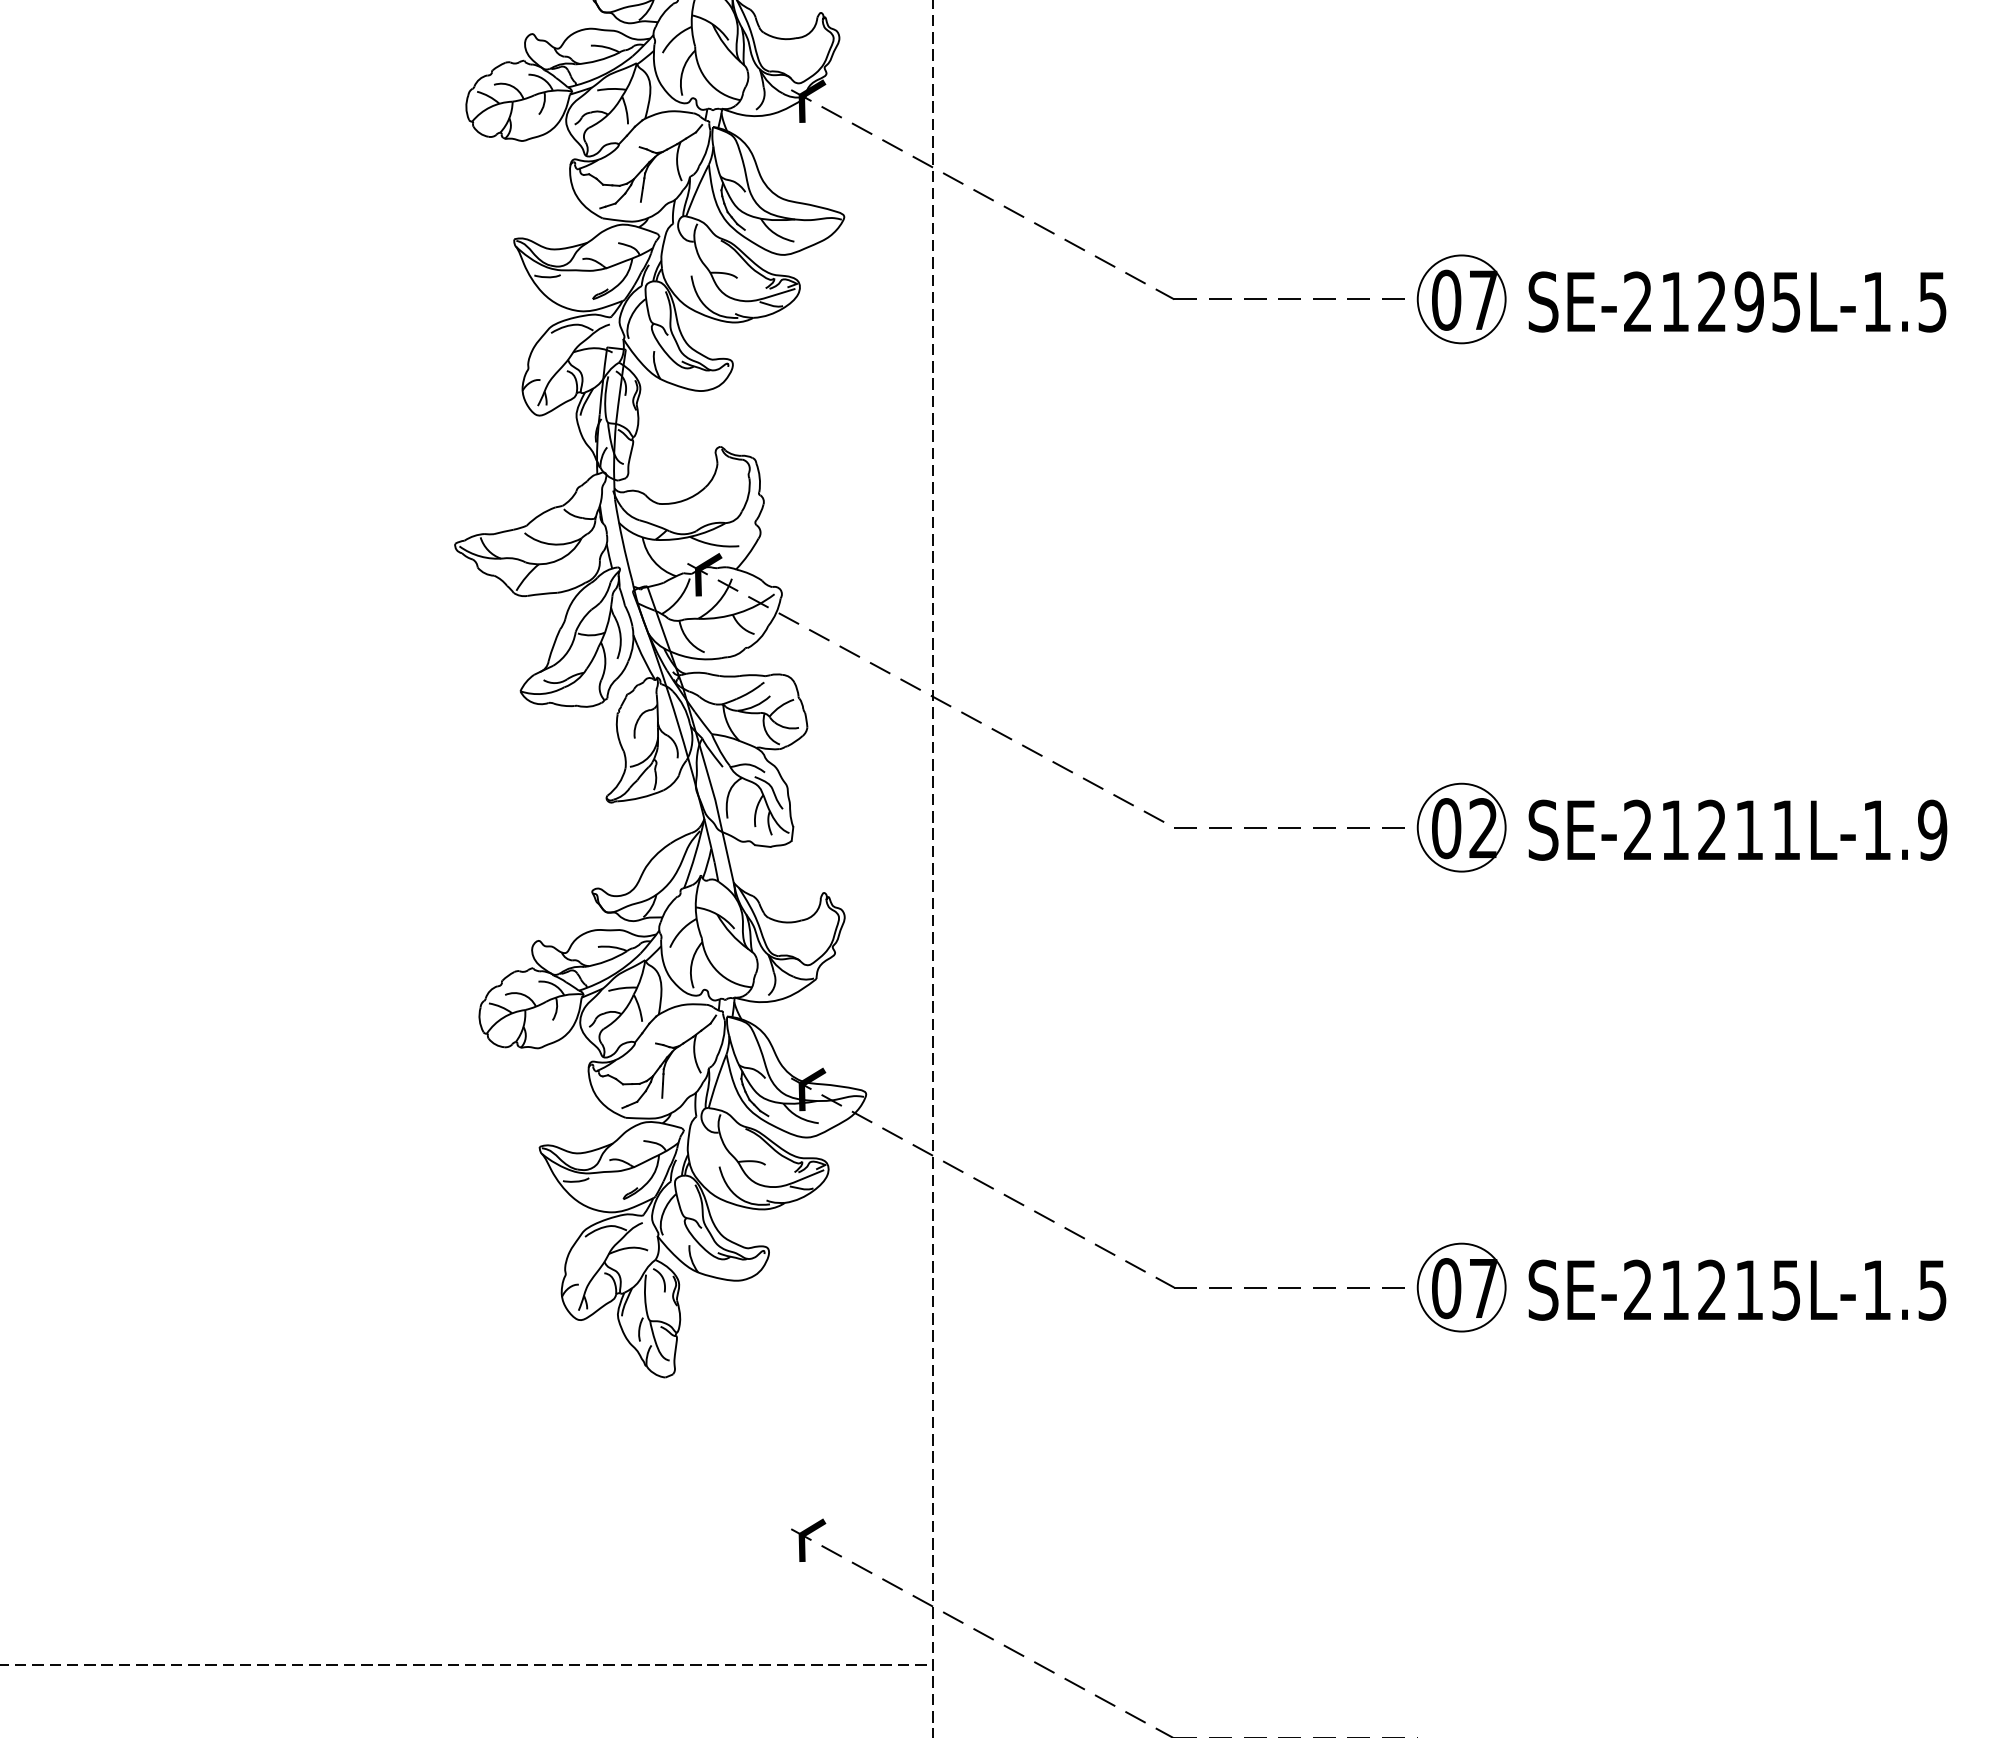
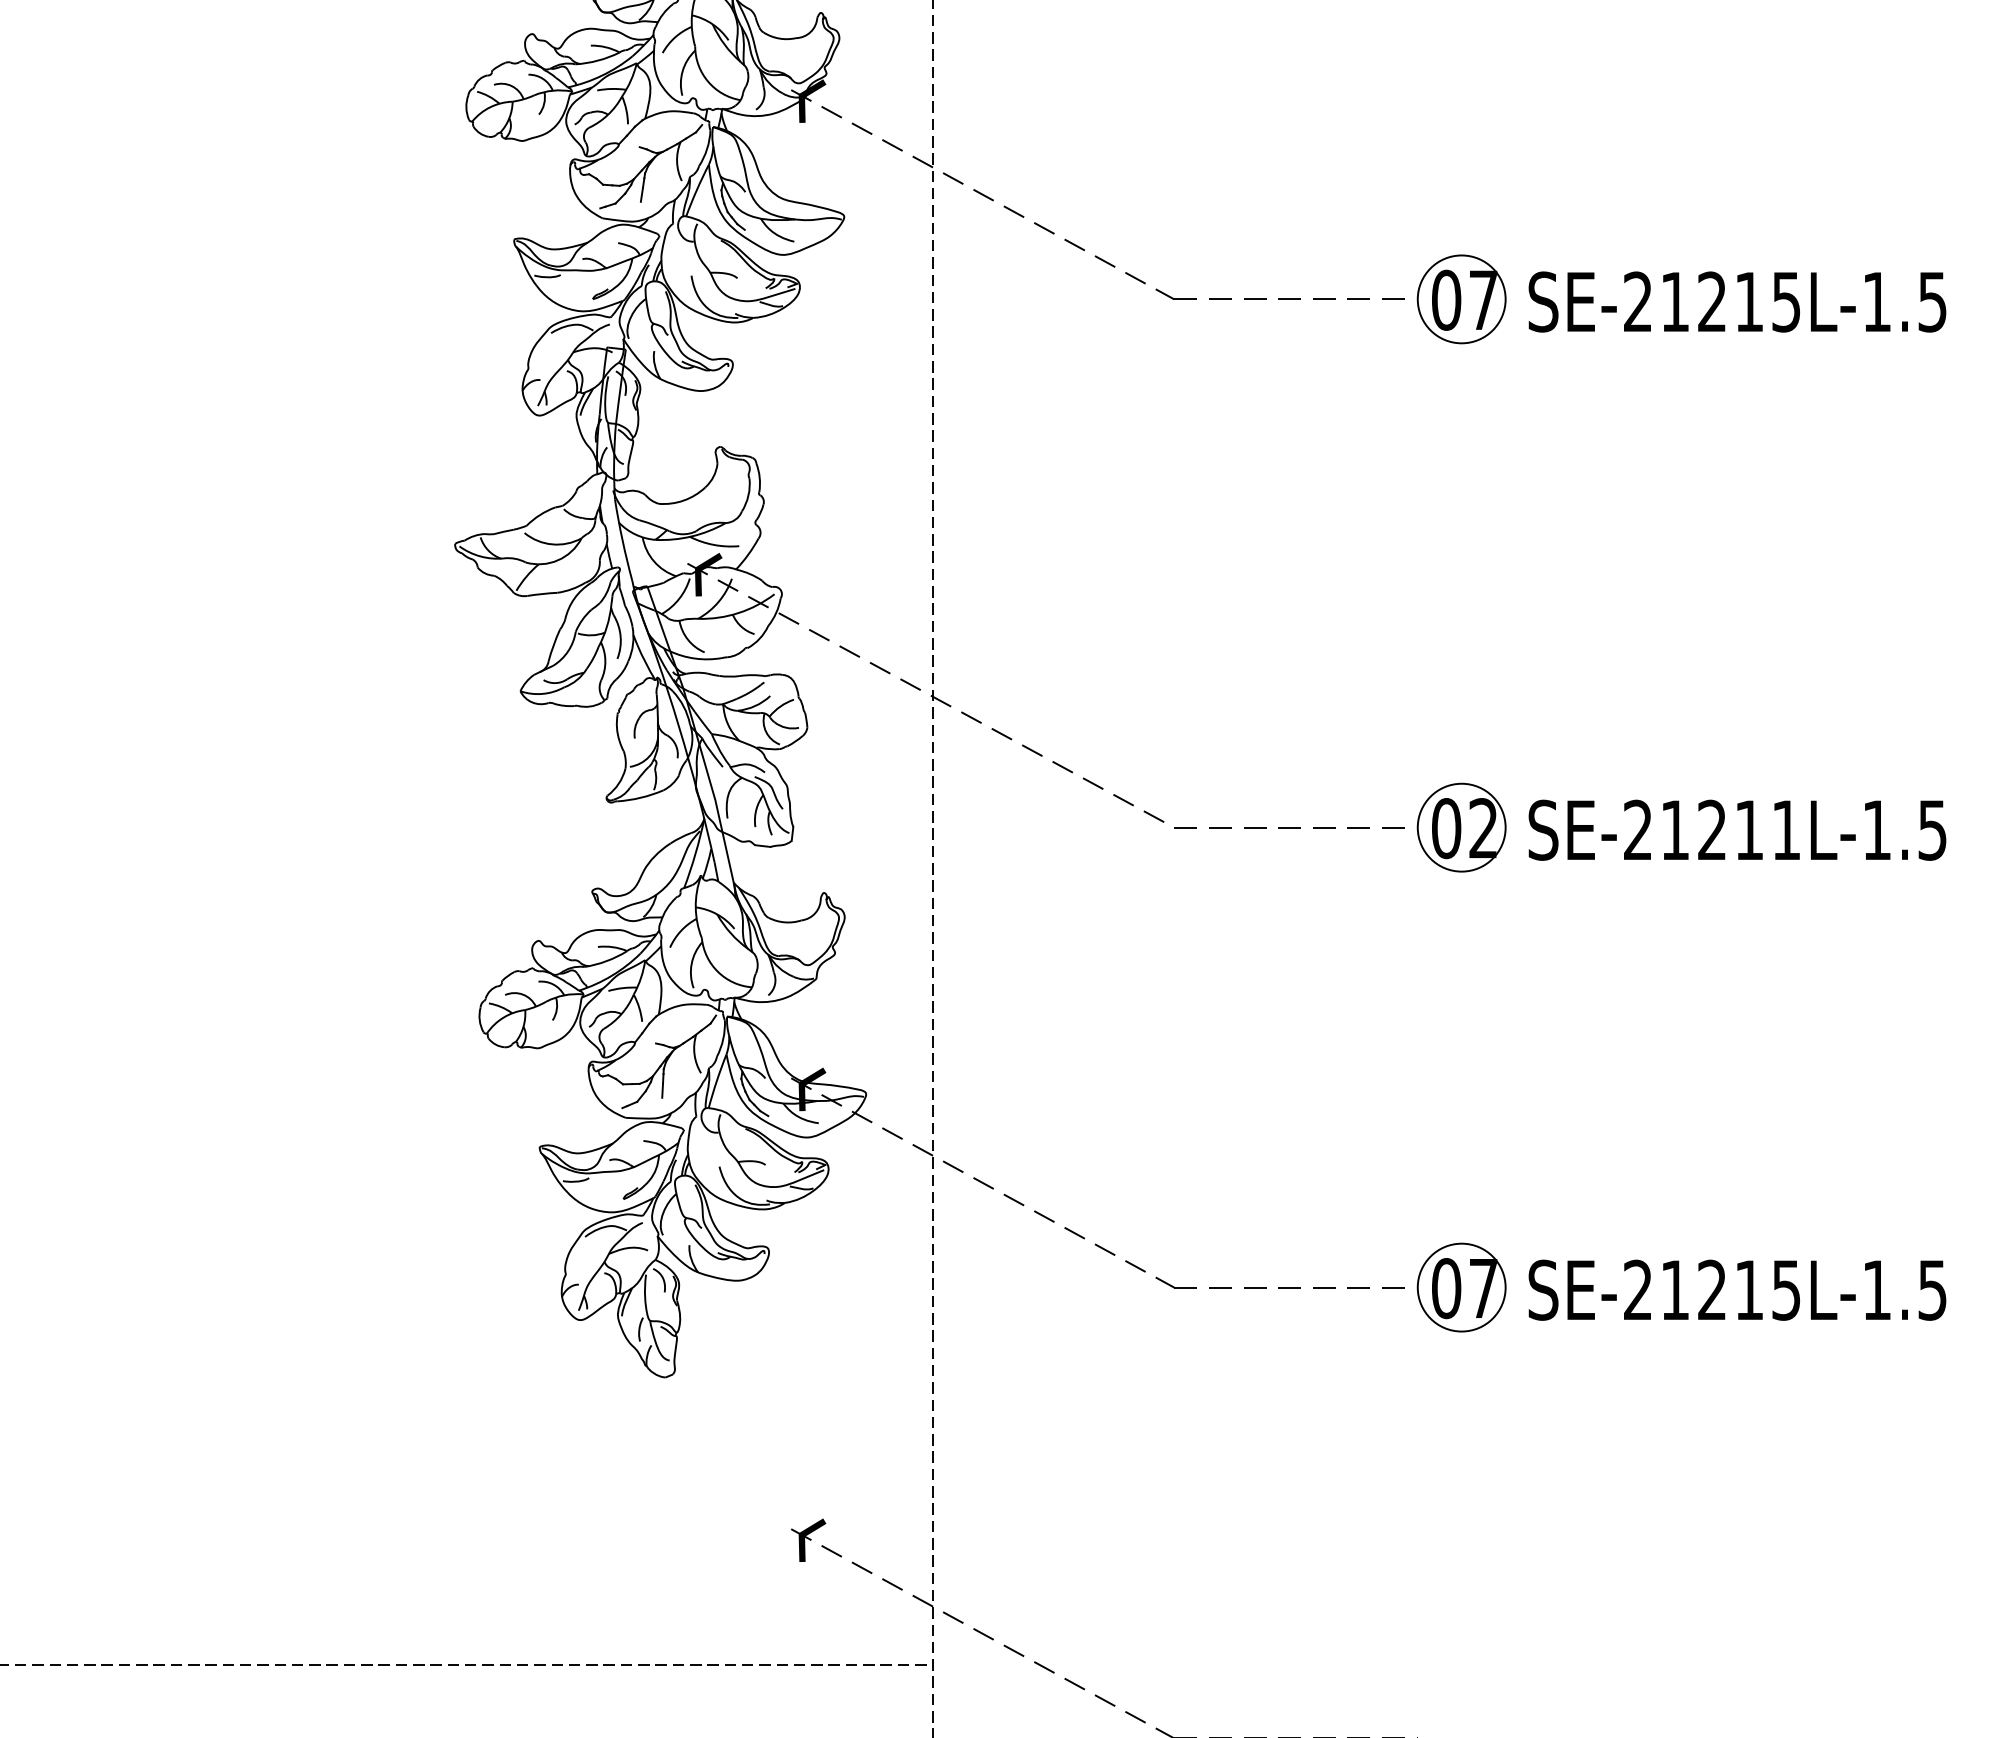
text: SE-21295L-1.5 -> SE-21215L-1.5 (1748, 301)
text: SE-21211L-1.9 -> SE-21211L-1.5 (1932, 829)
